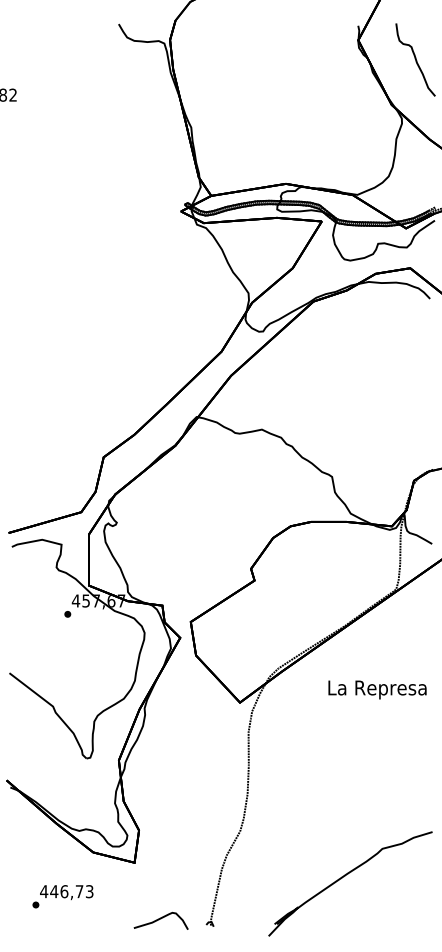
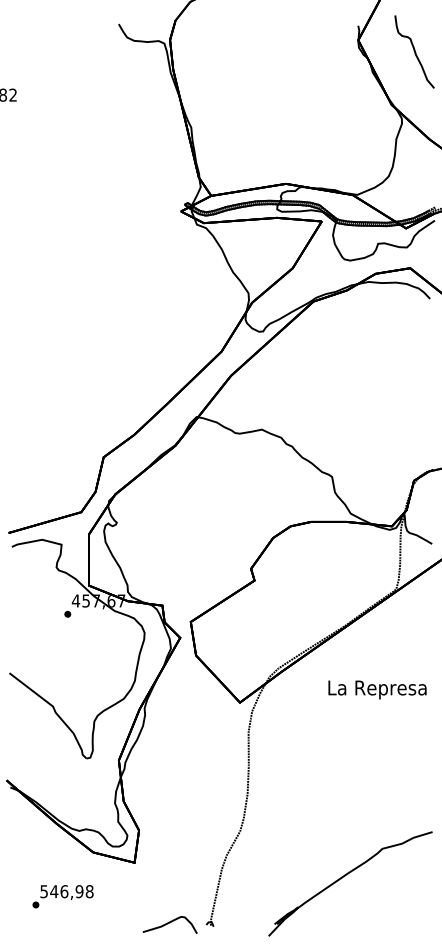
part position: (415, 59) -> (414, 51) (414, 51)
text: 446,73 -> 546,98 (66, 891)
curve position: (160, 919) -> (169, 923) (169, 923)
